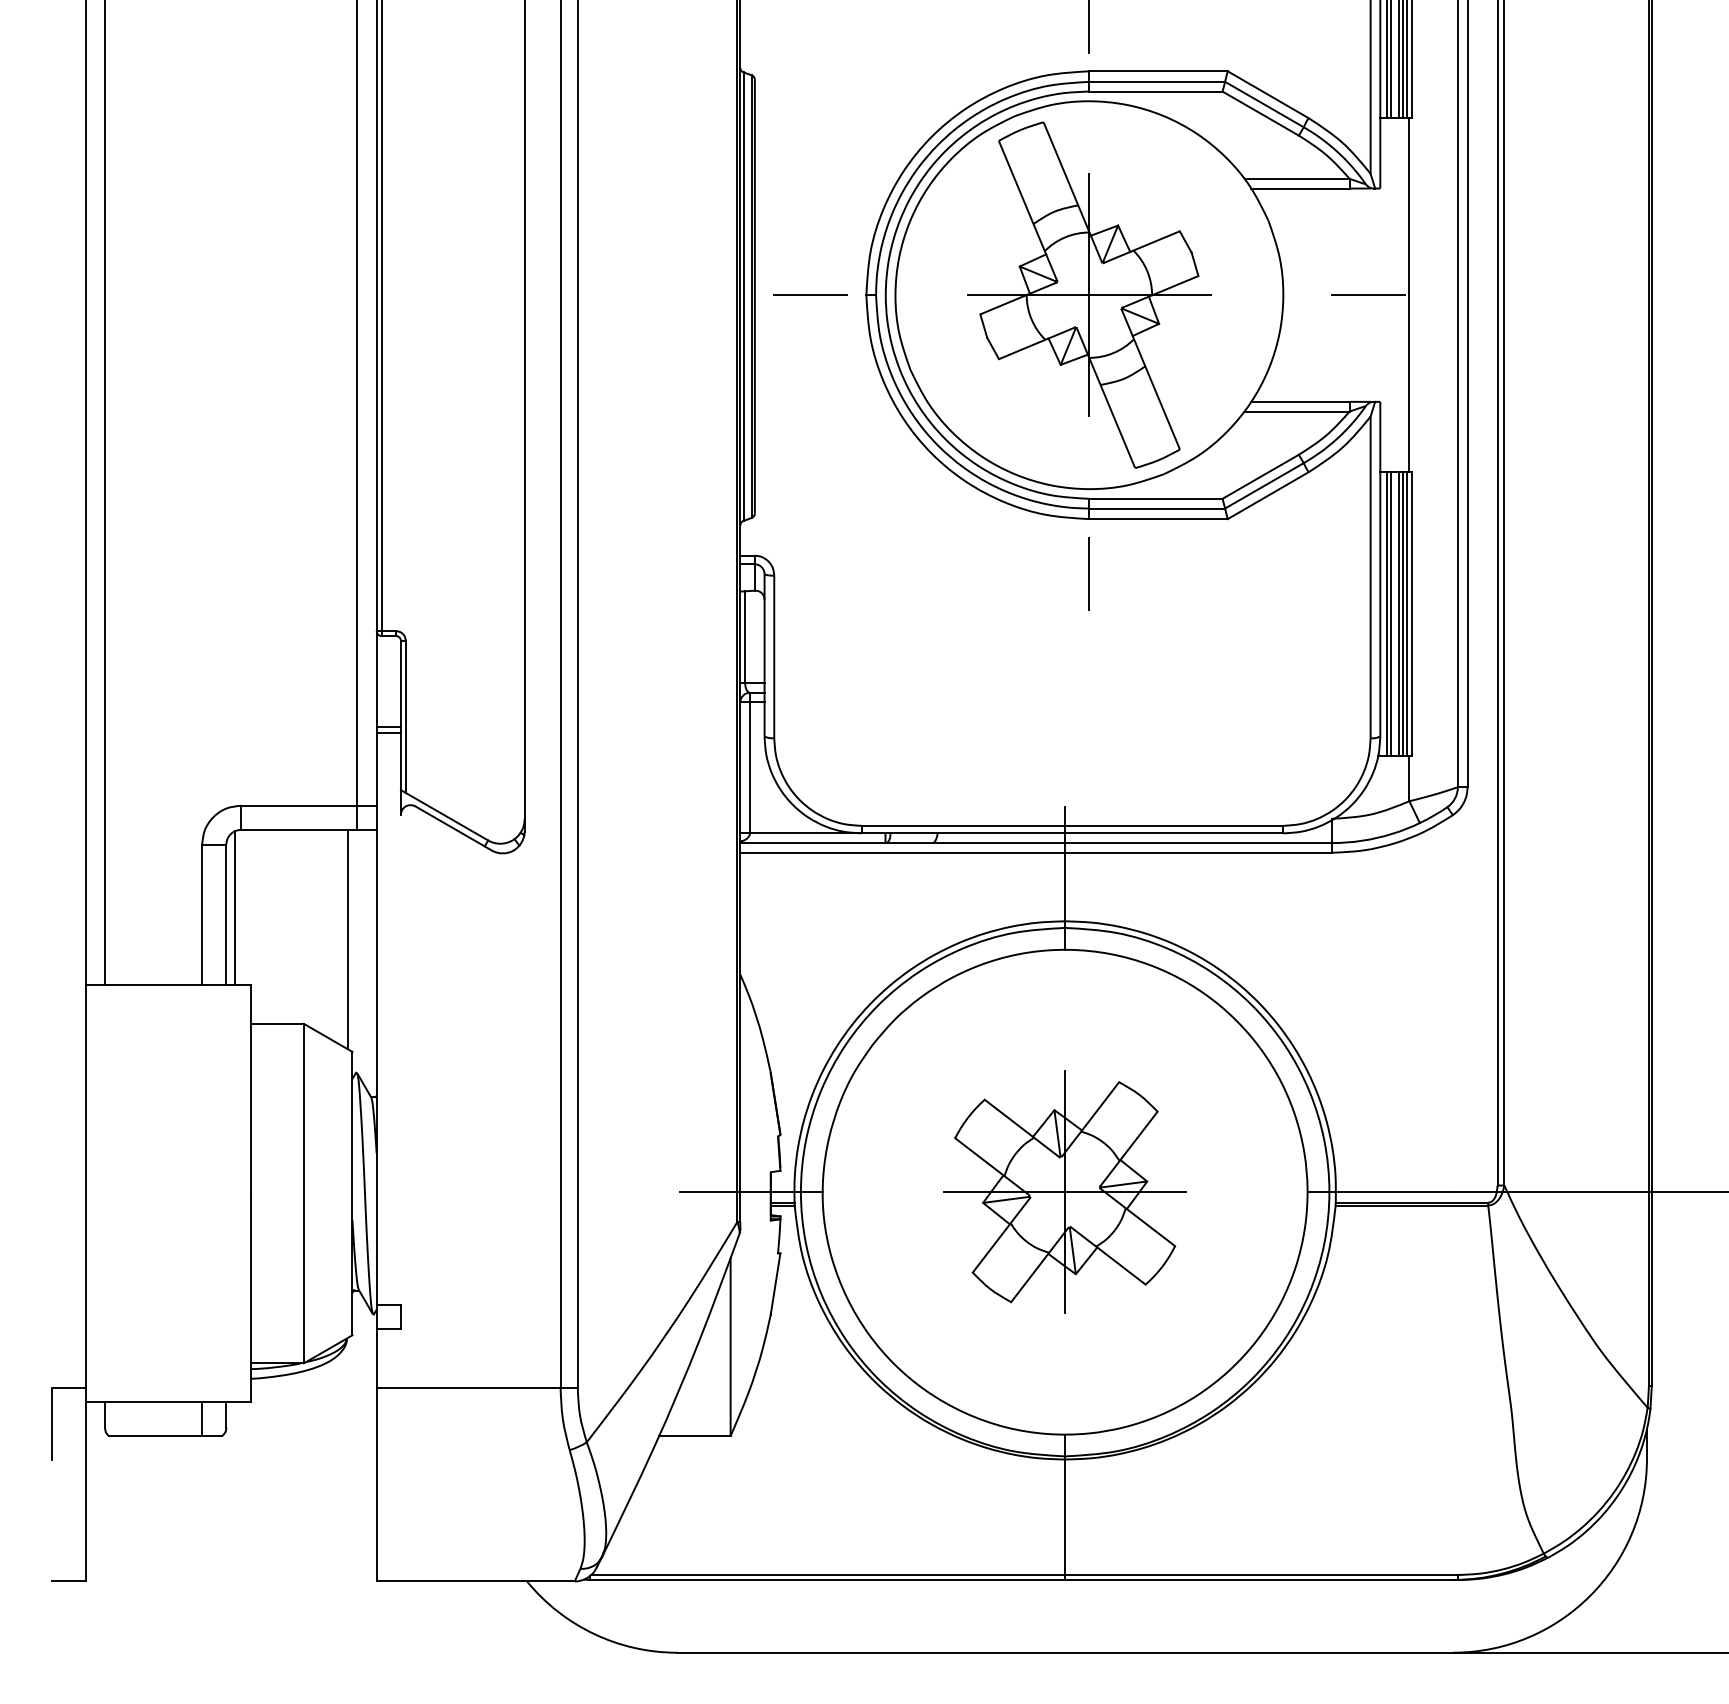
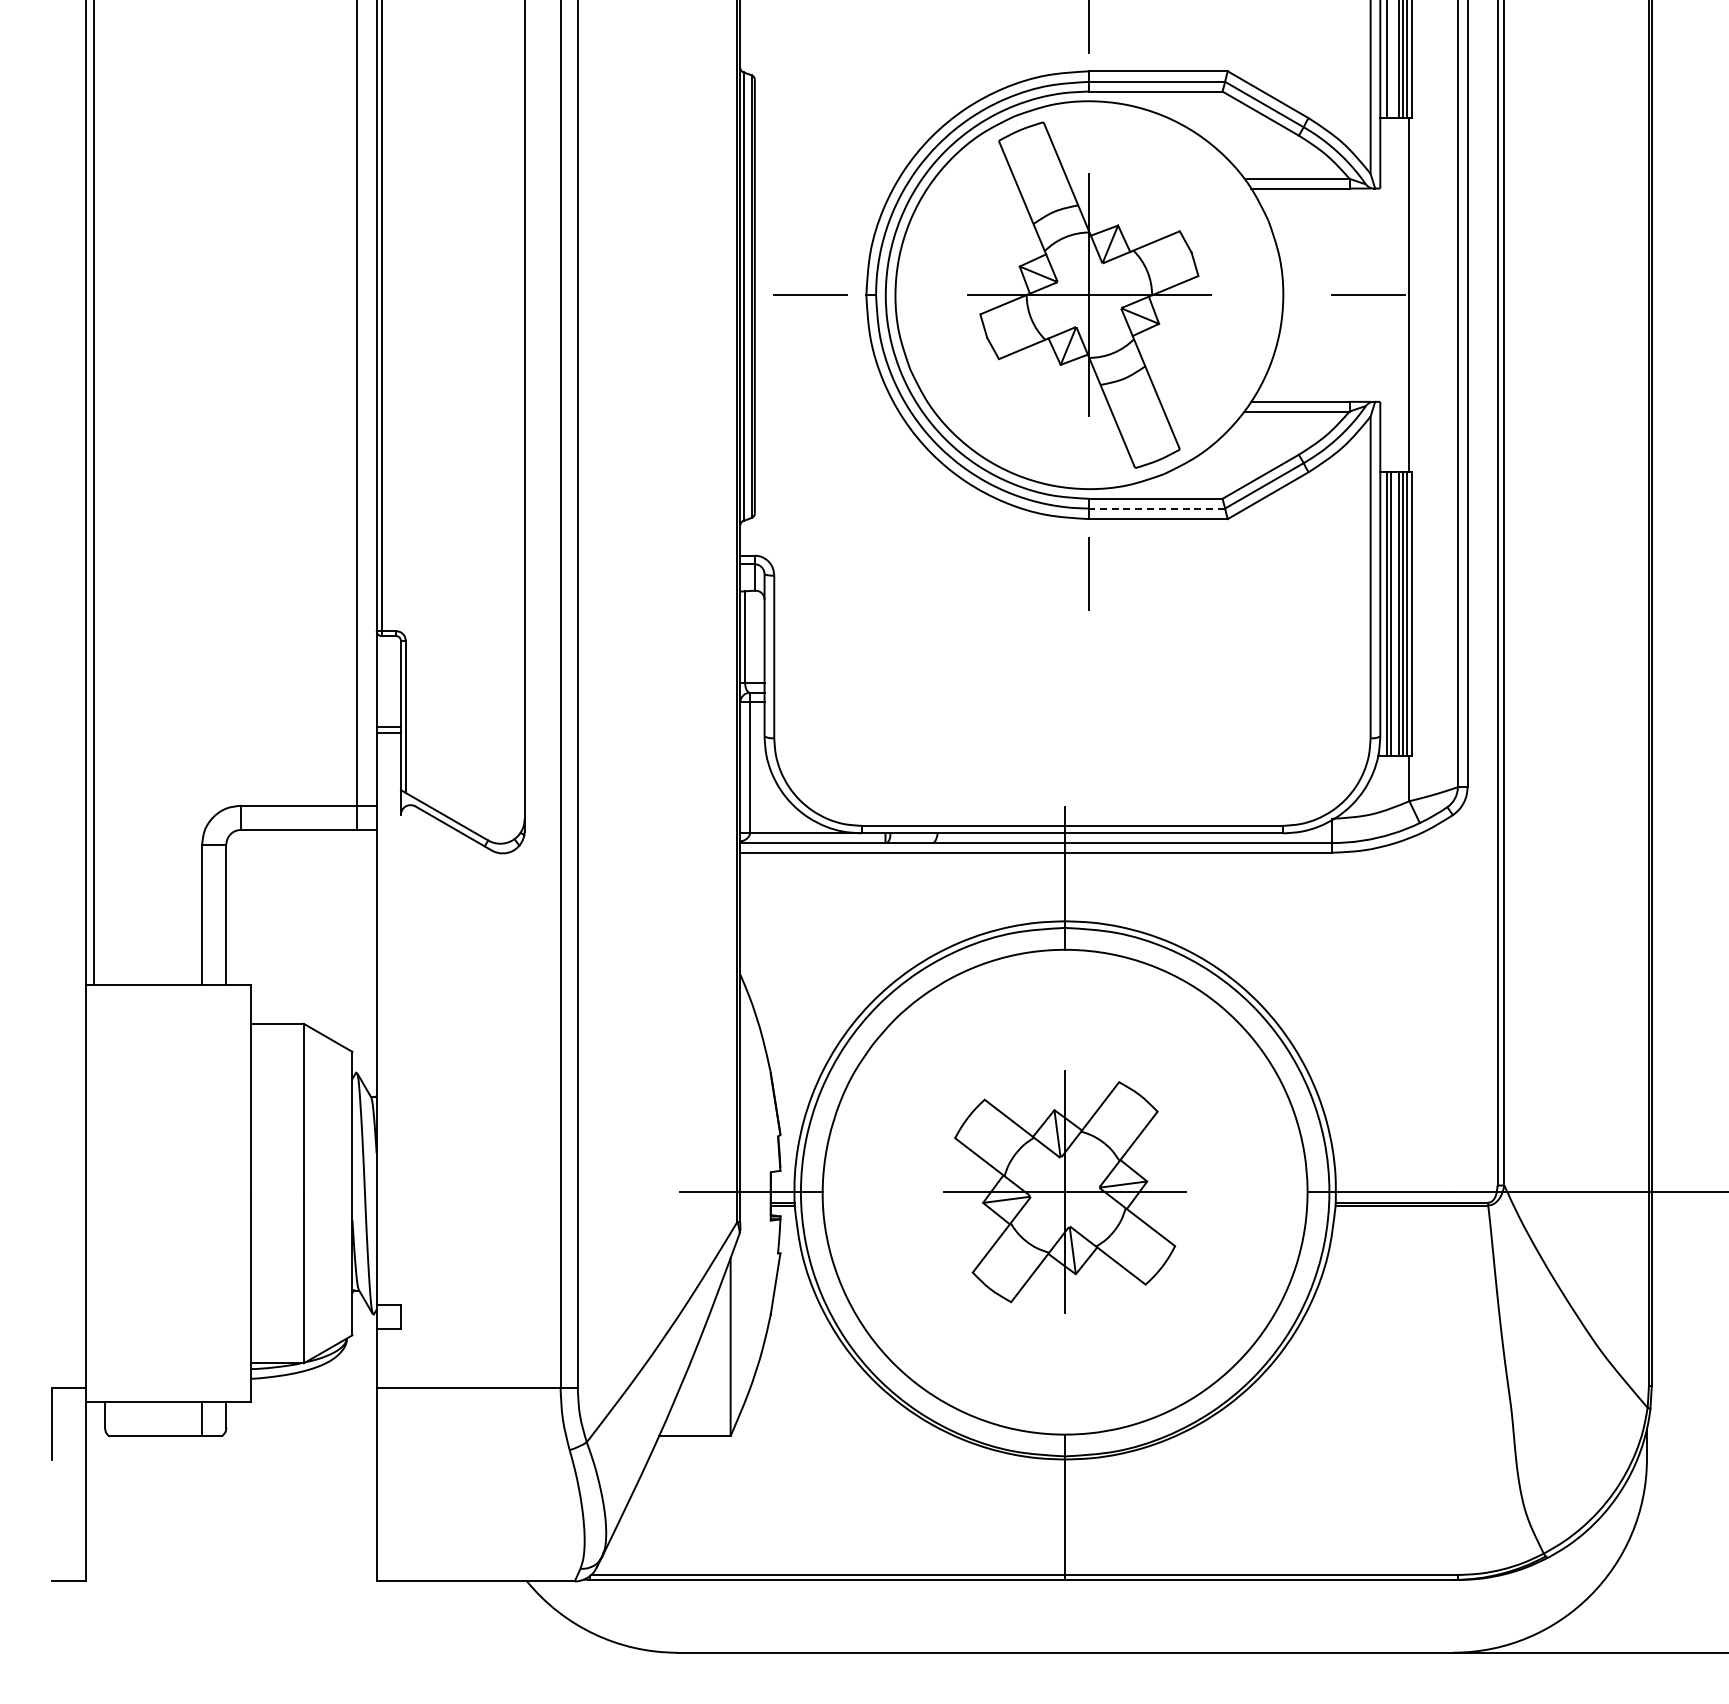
line: present -> none (1390, 60)
line position: (105, 493) -> (94, 493) (94, 493)
line: solid -> dashed (1157, 508)
line: present -> none (235, 908)
line: present -> none (347, 939)
